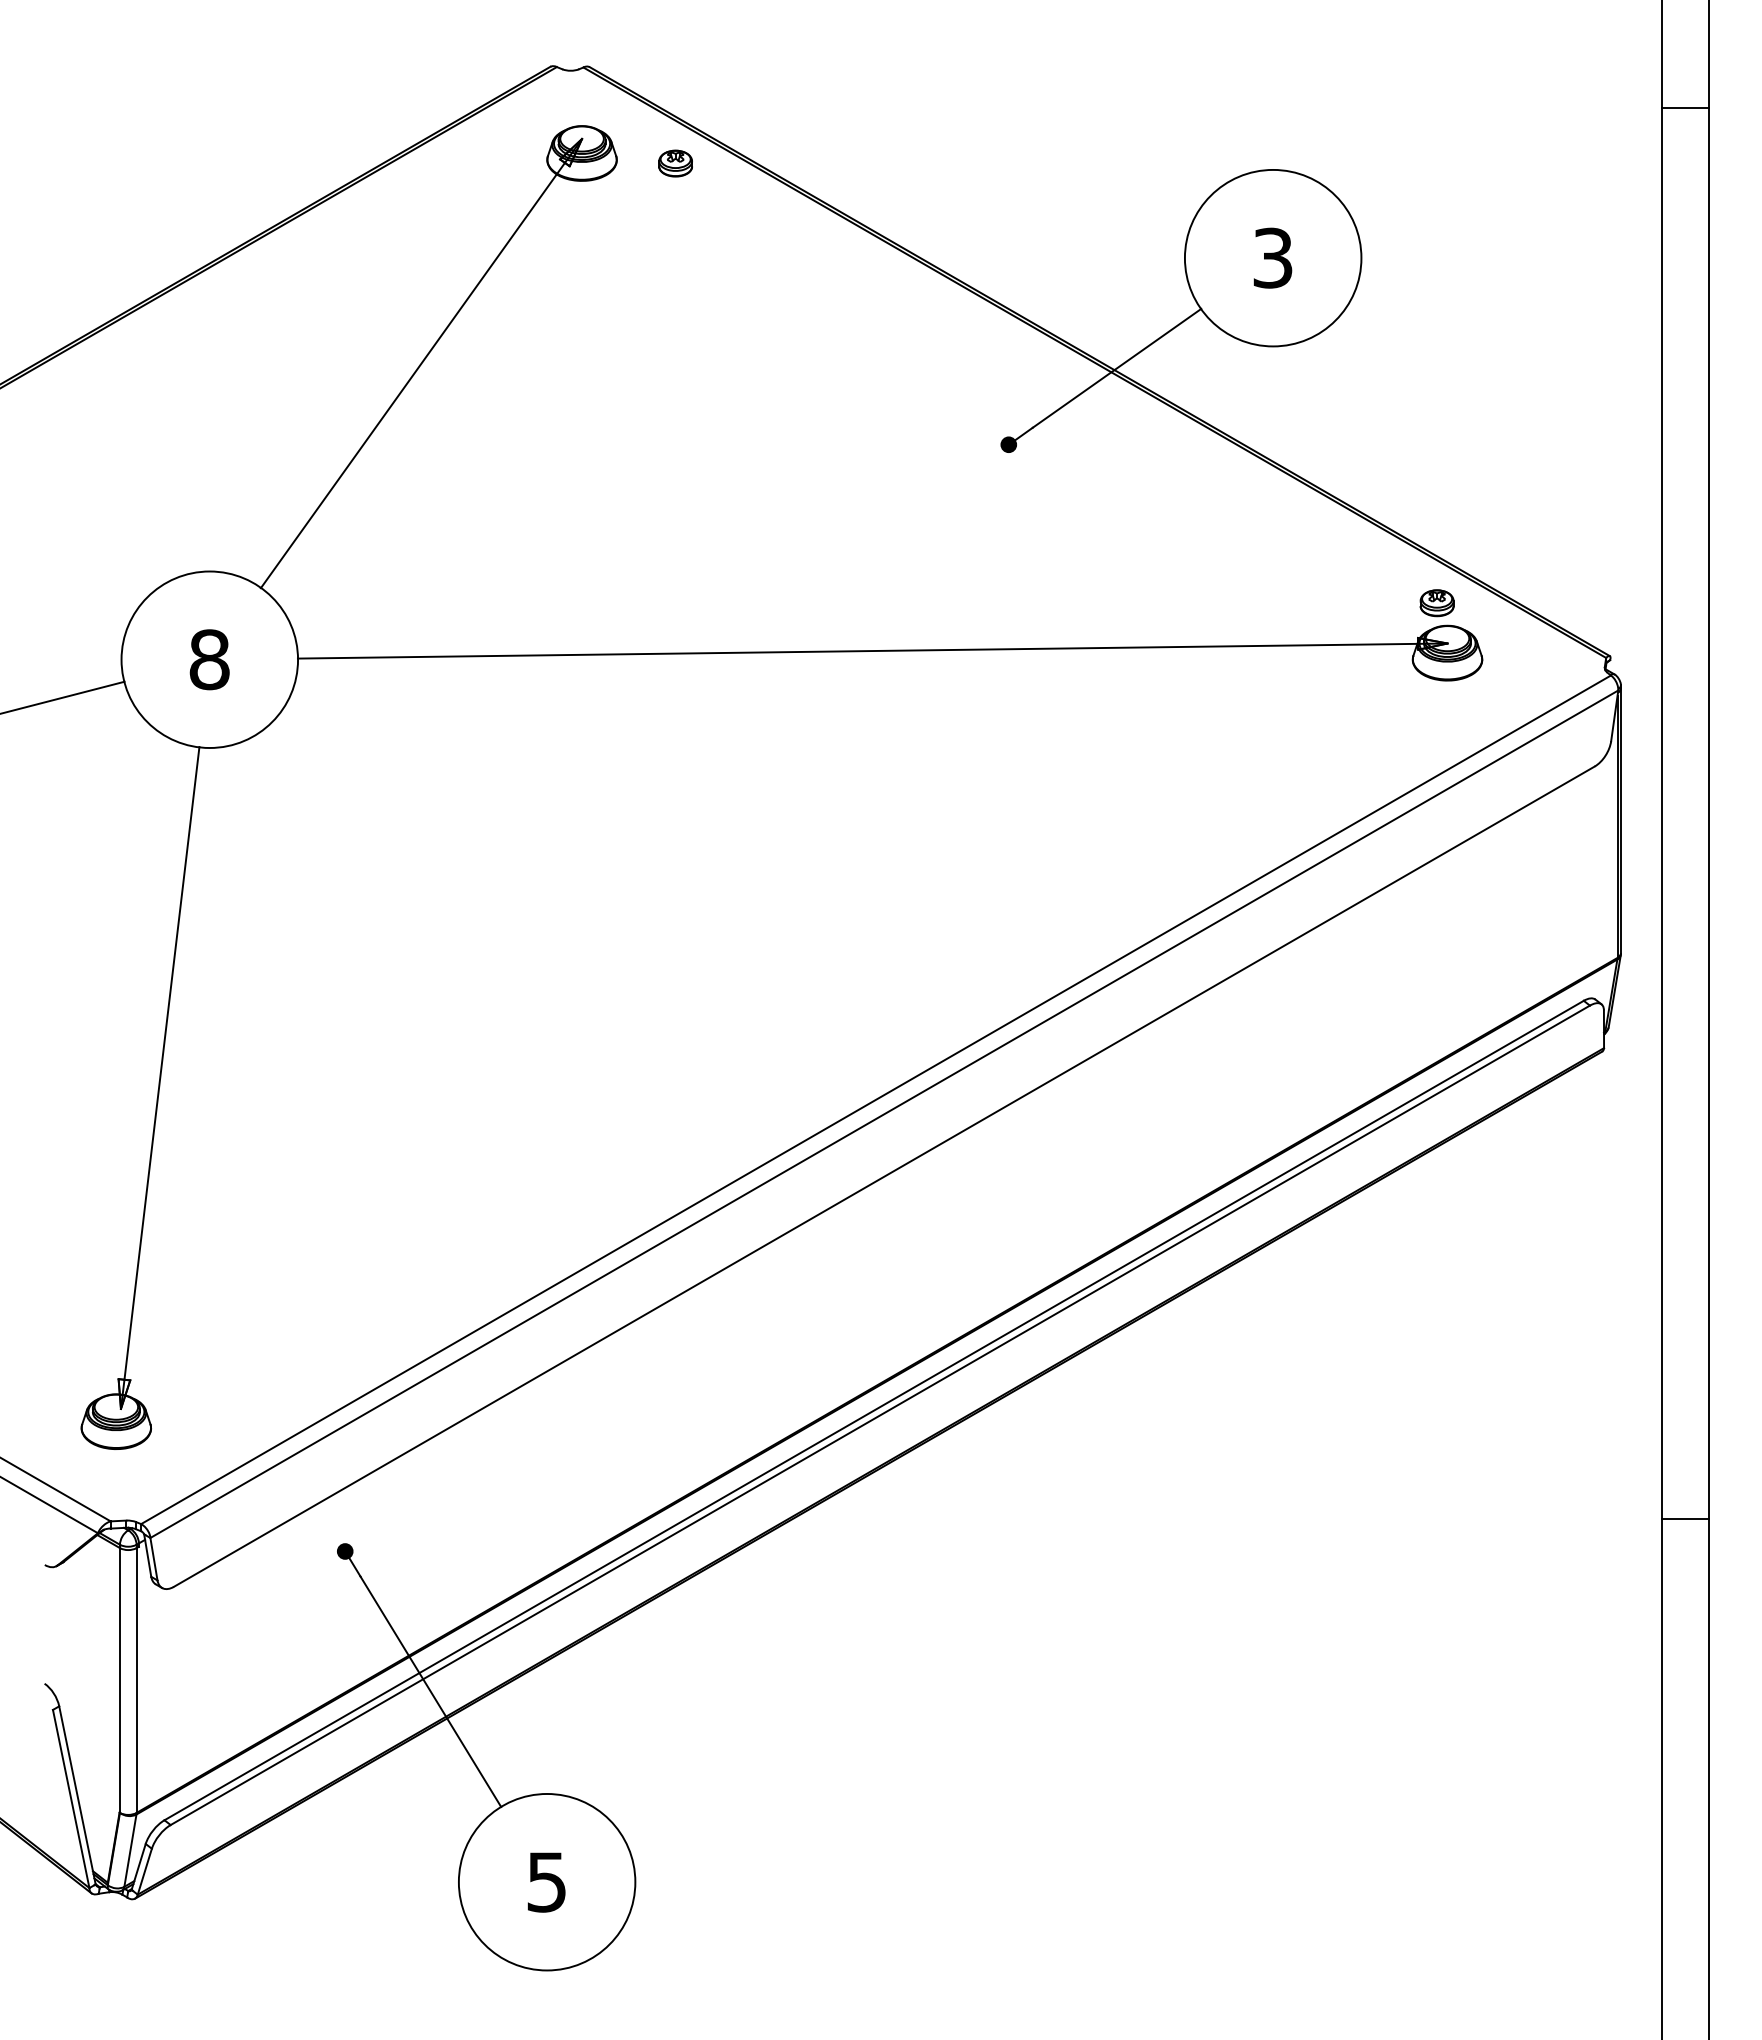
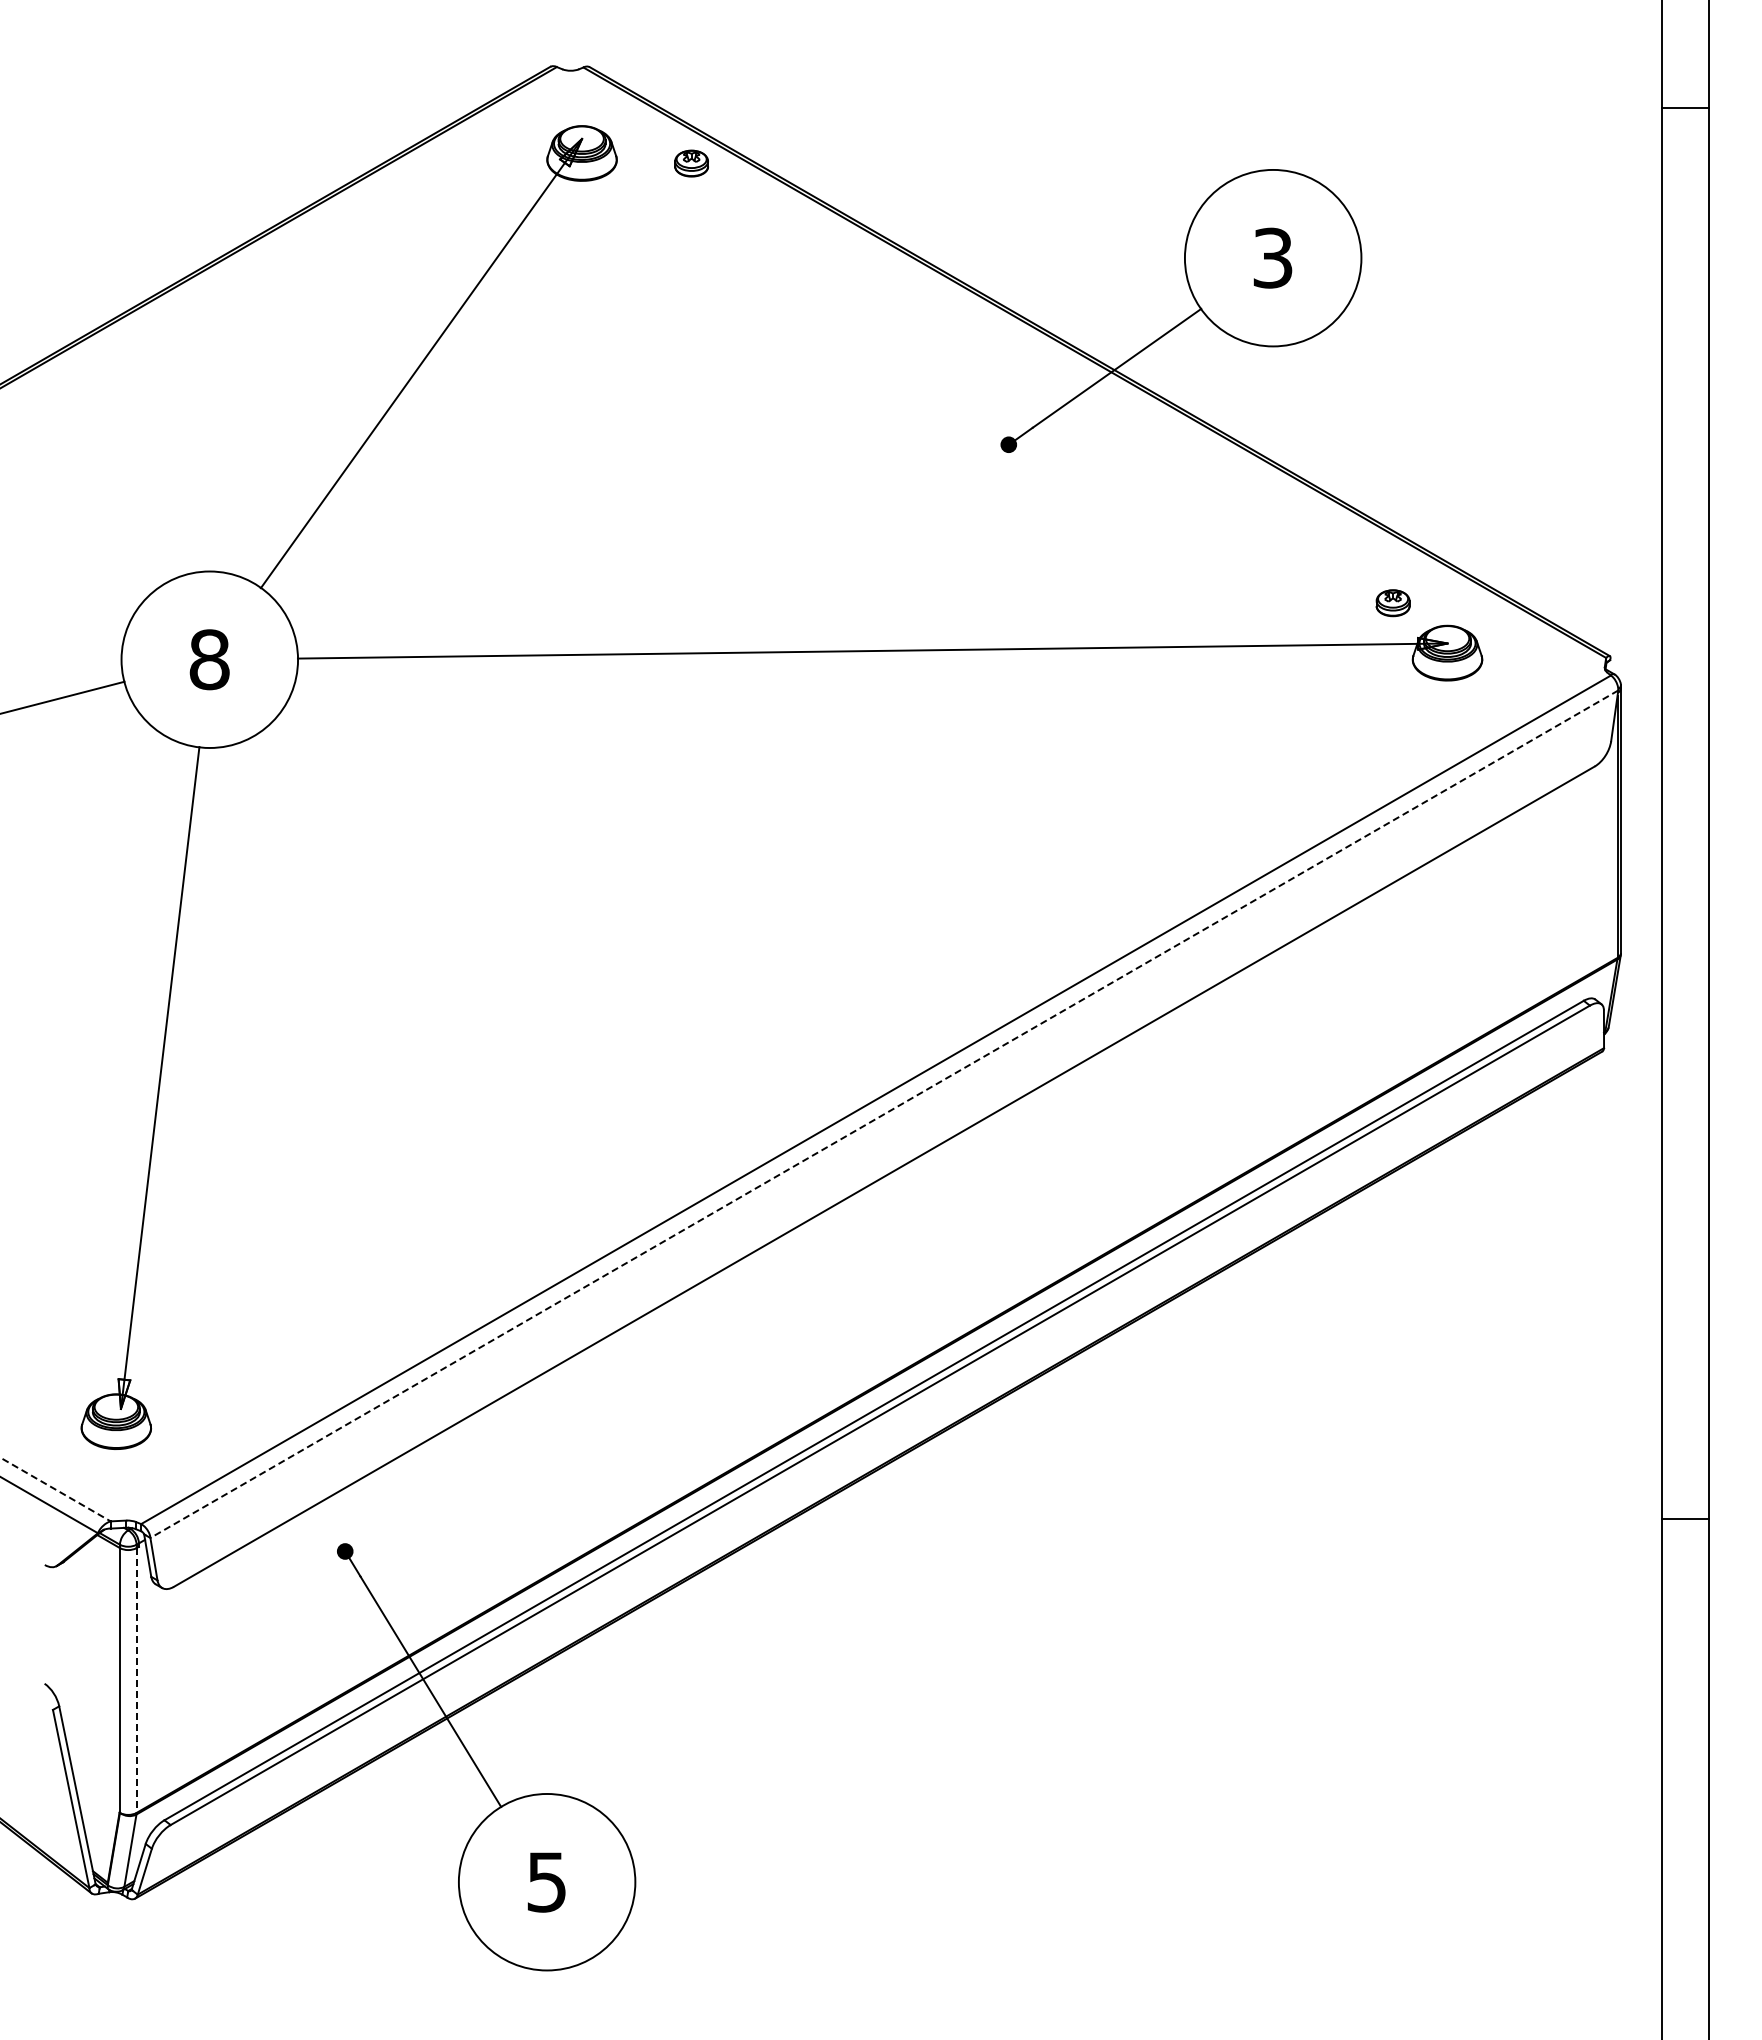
part position: (675, 163) -> (691, 163) (691, 163)
part position: (1436, 603) -> (1392, 603) (1392, 603)
line: solid -> dashed (883, 1114)
line: solid -> dashed (56, 1489)
line: solid -> dashed (136, 1681)
